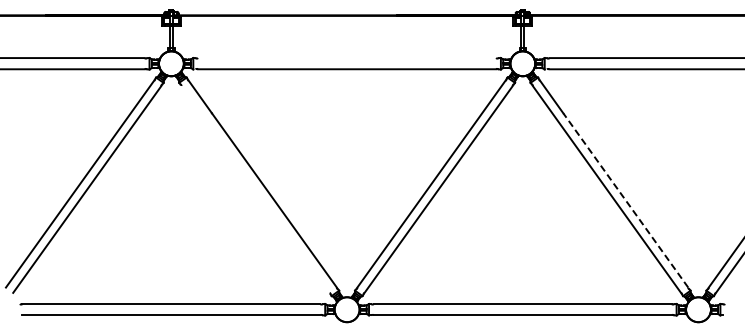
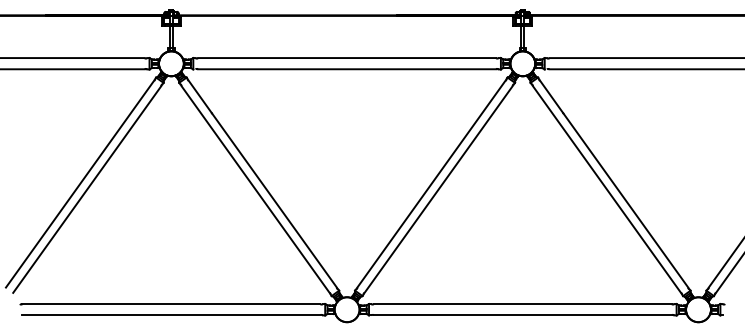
line: none -> present (347, 58)
line: none -> present (255, 189)
line: dashed -> solid (625, 200)
